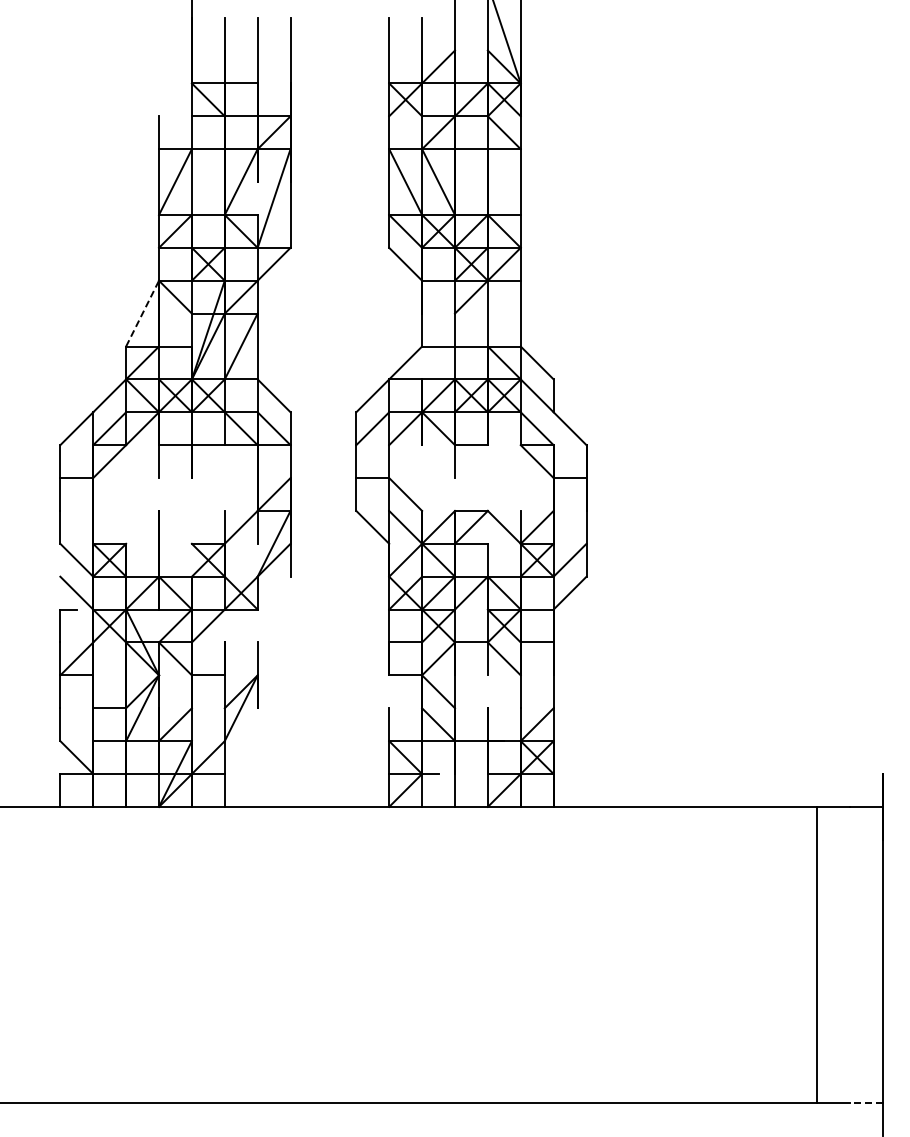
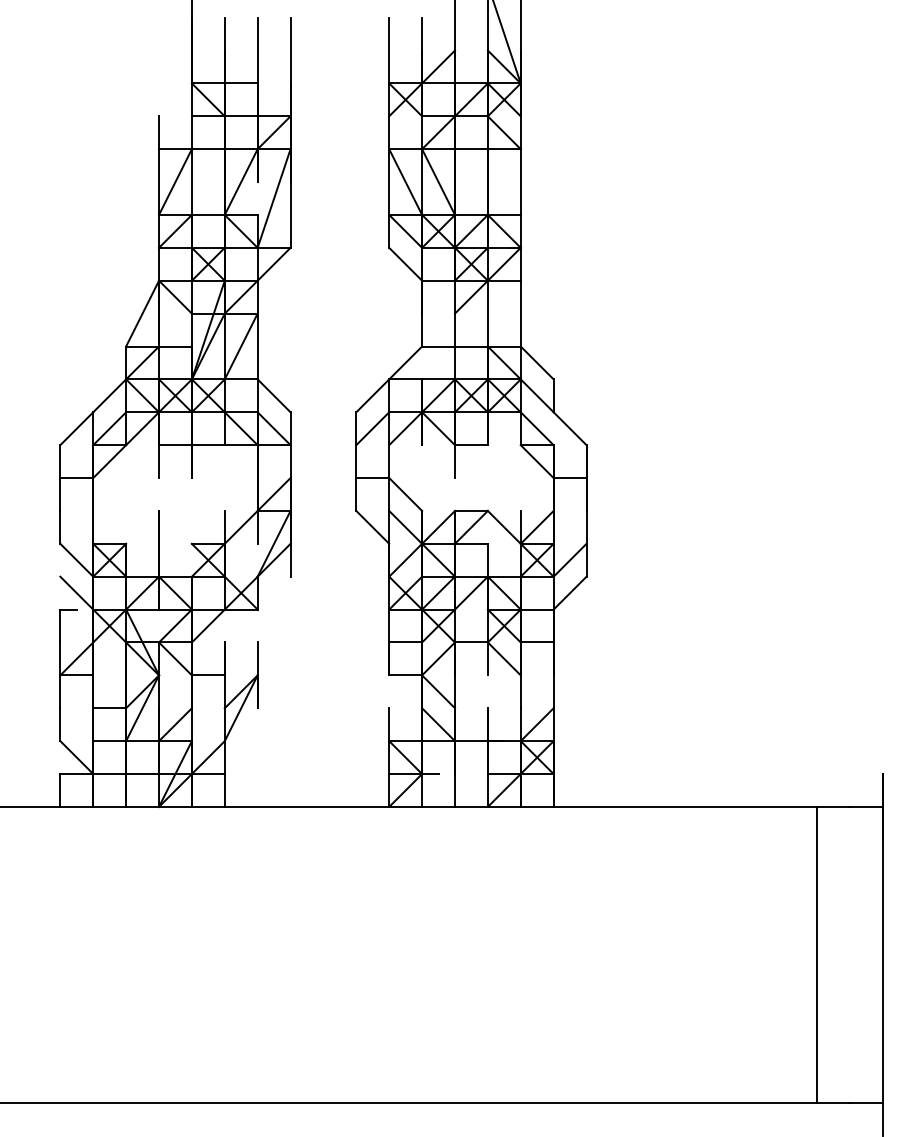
line: dashed -> solid (142, 313)
line: dashed -> solid (865, 1102)
